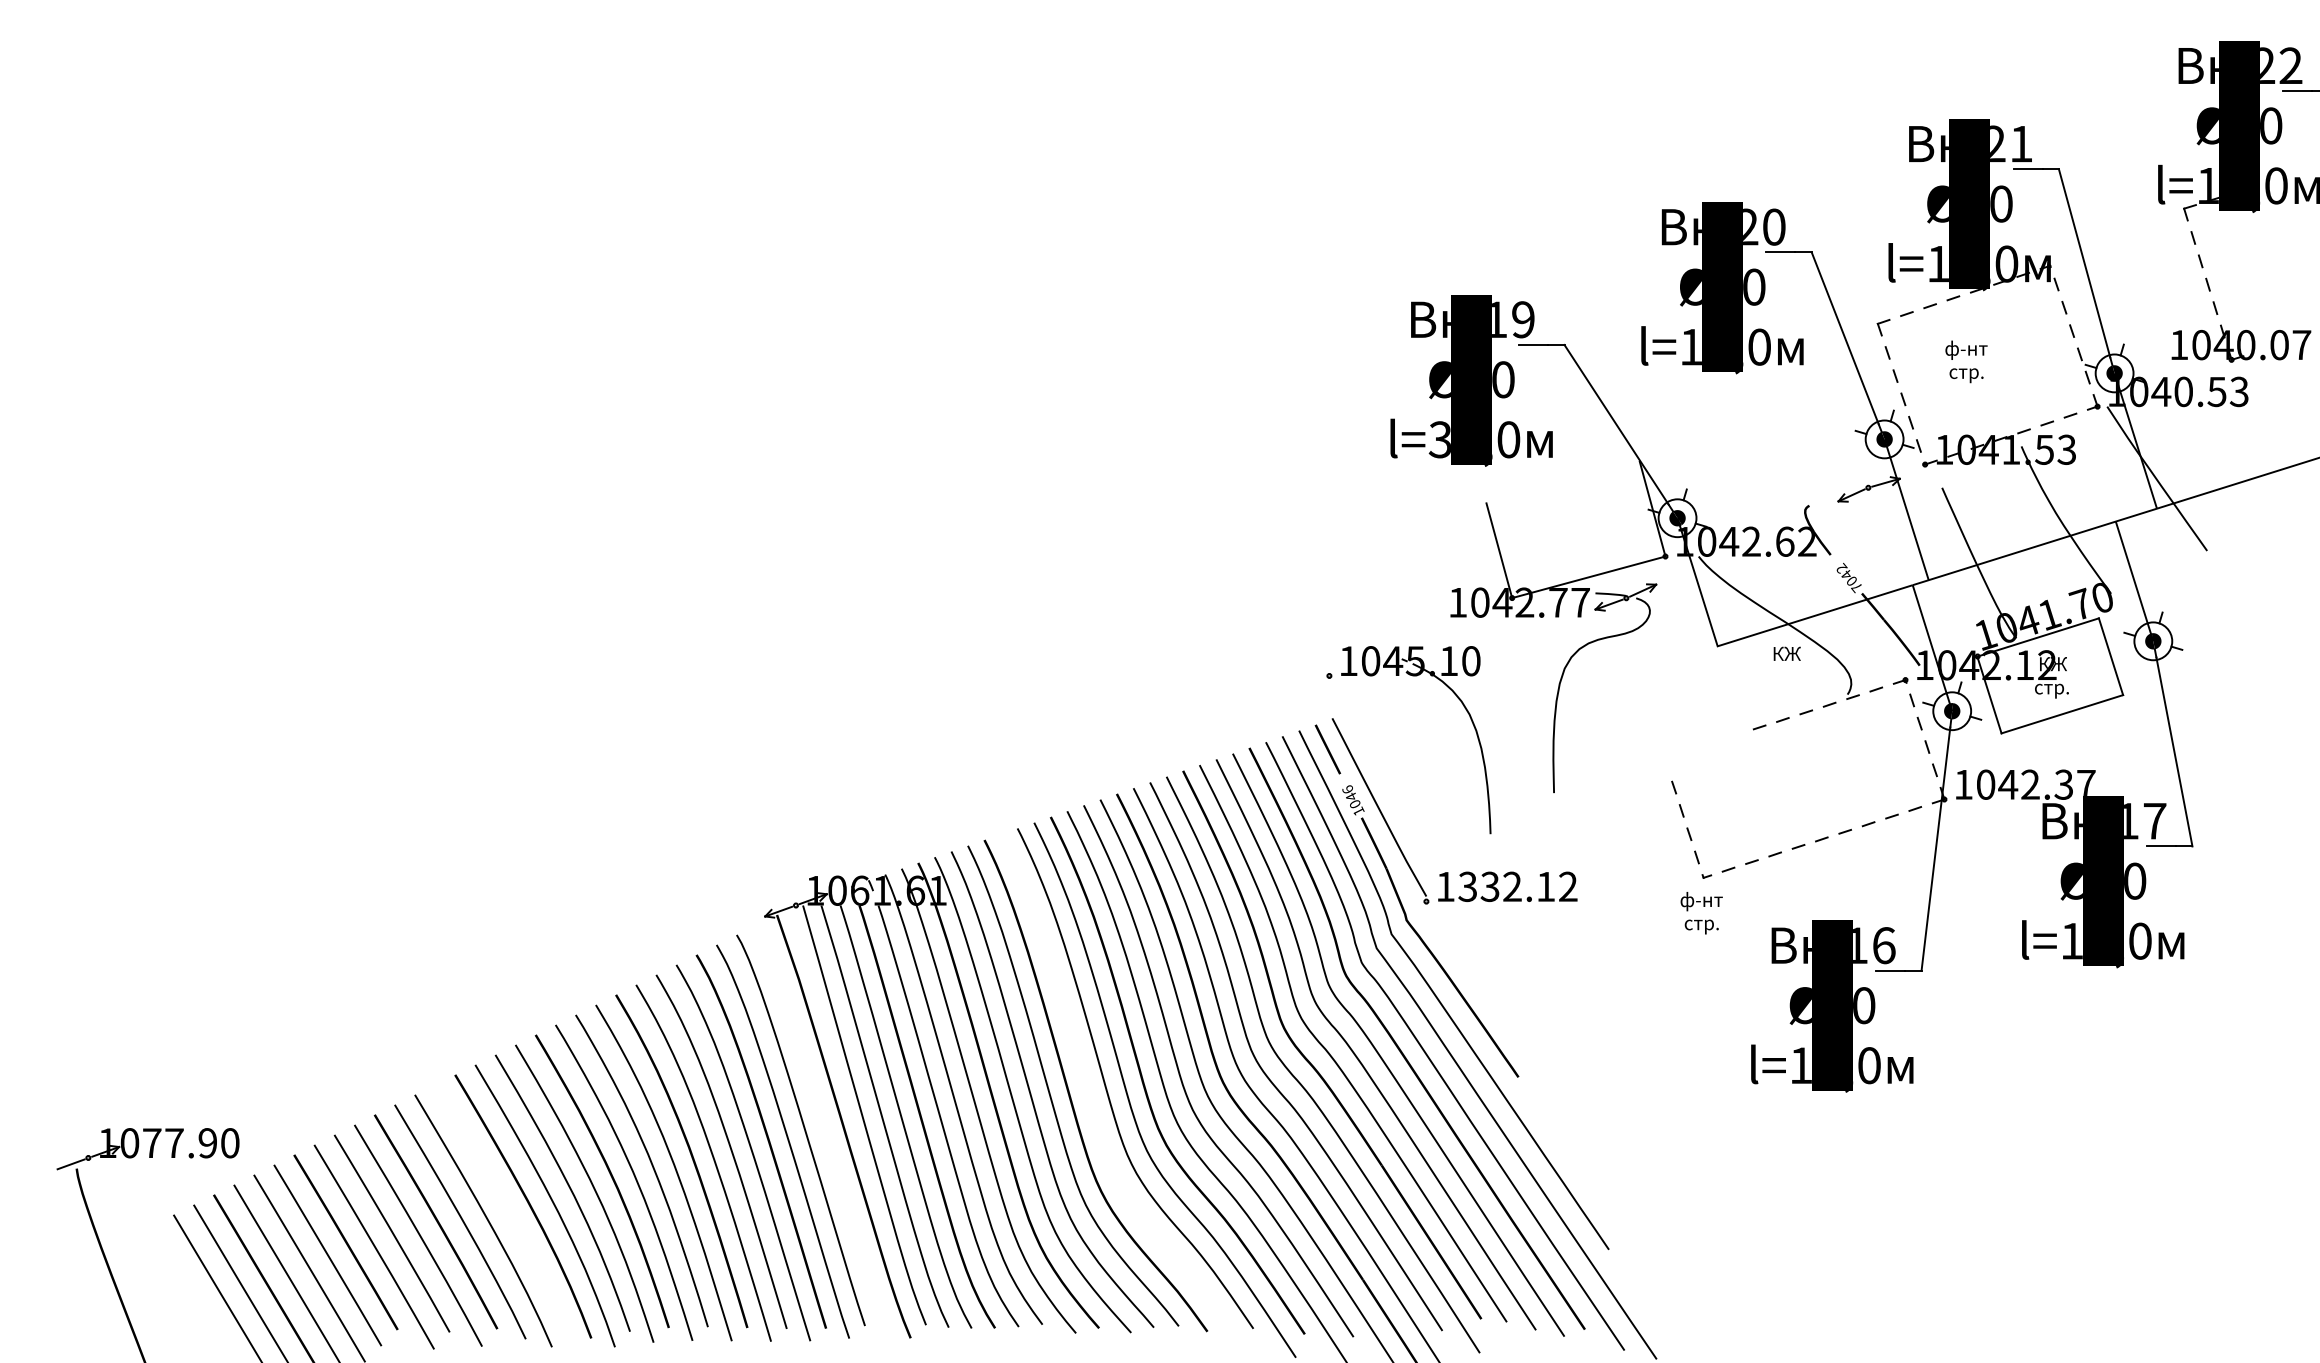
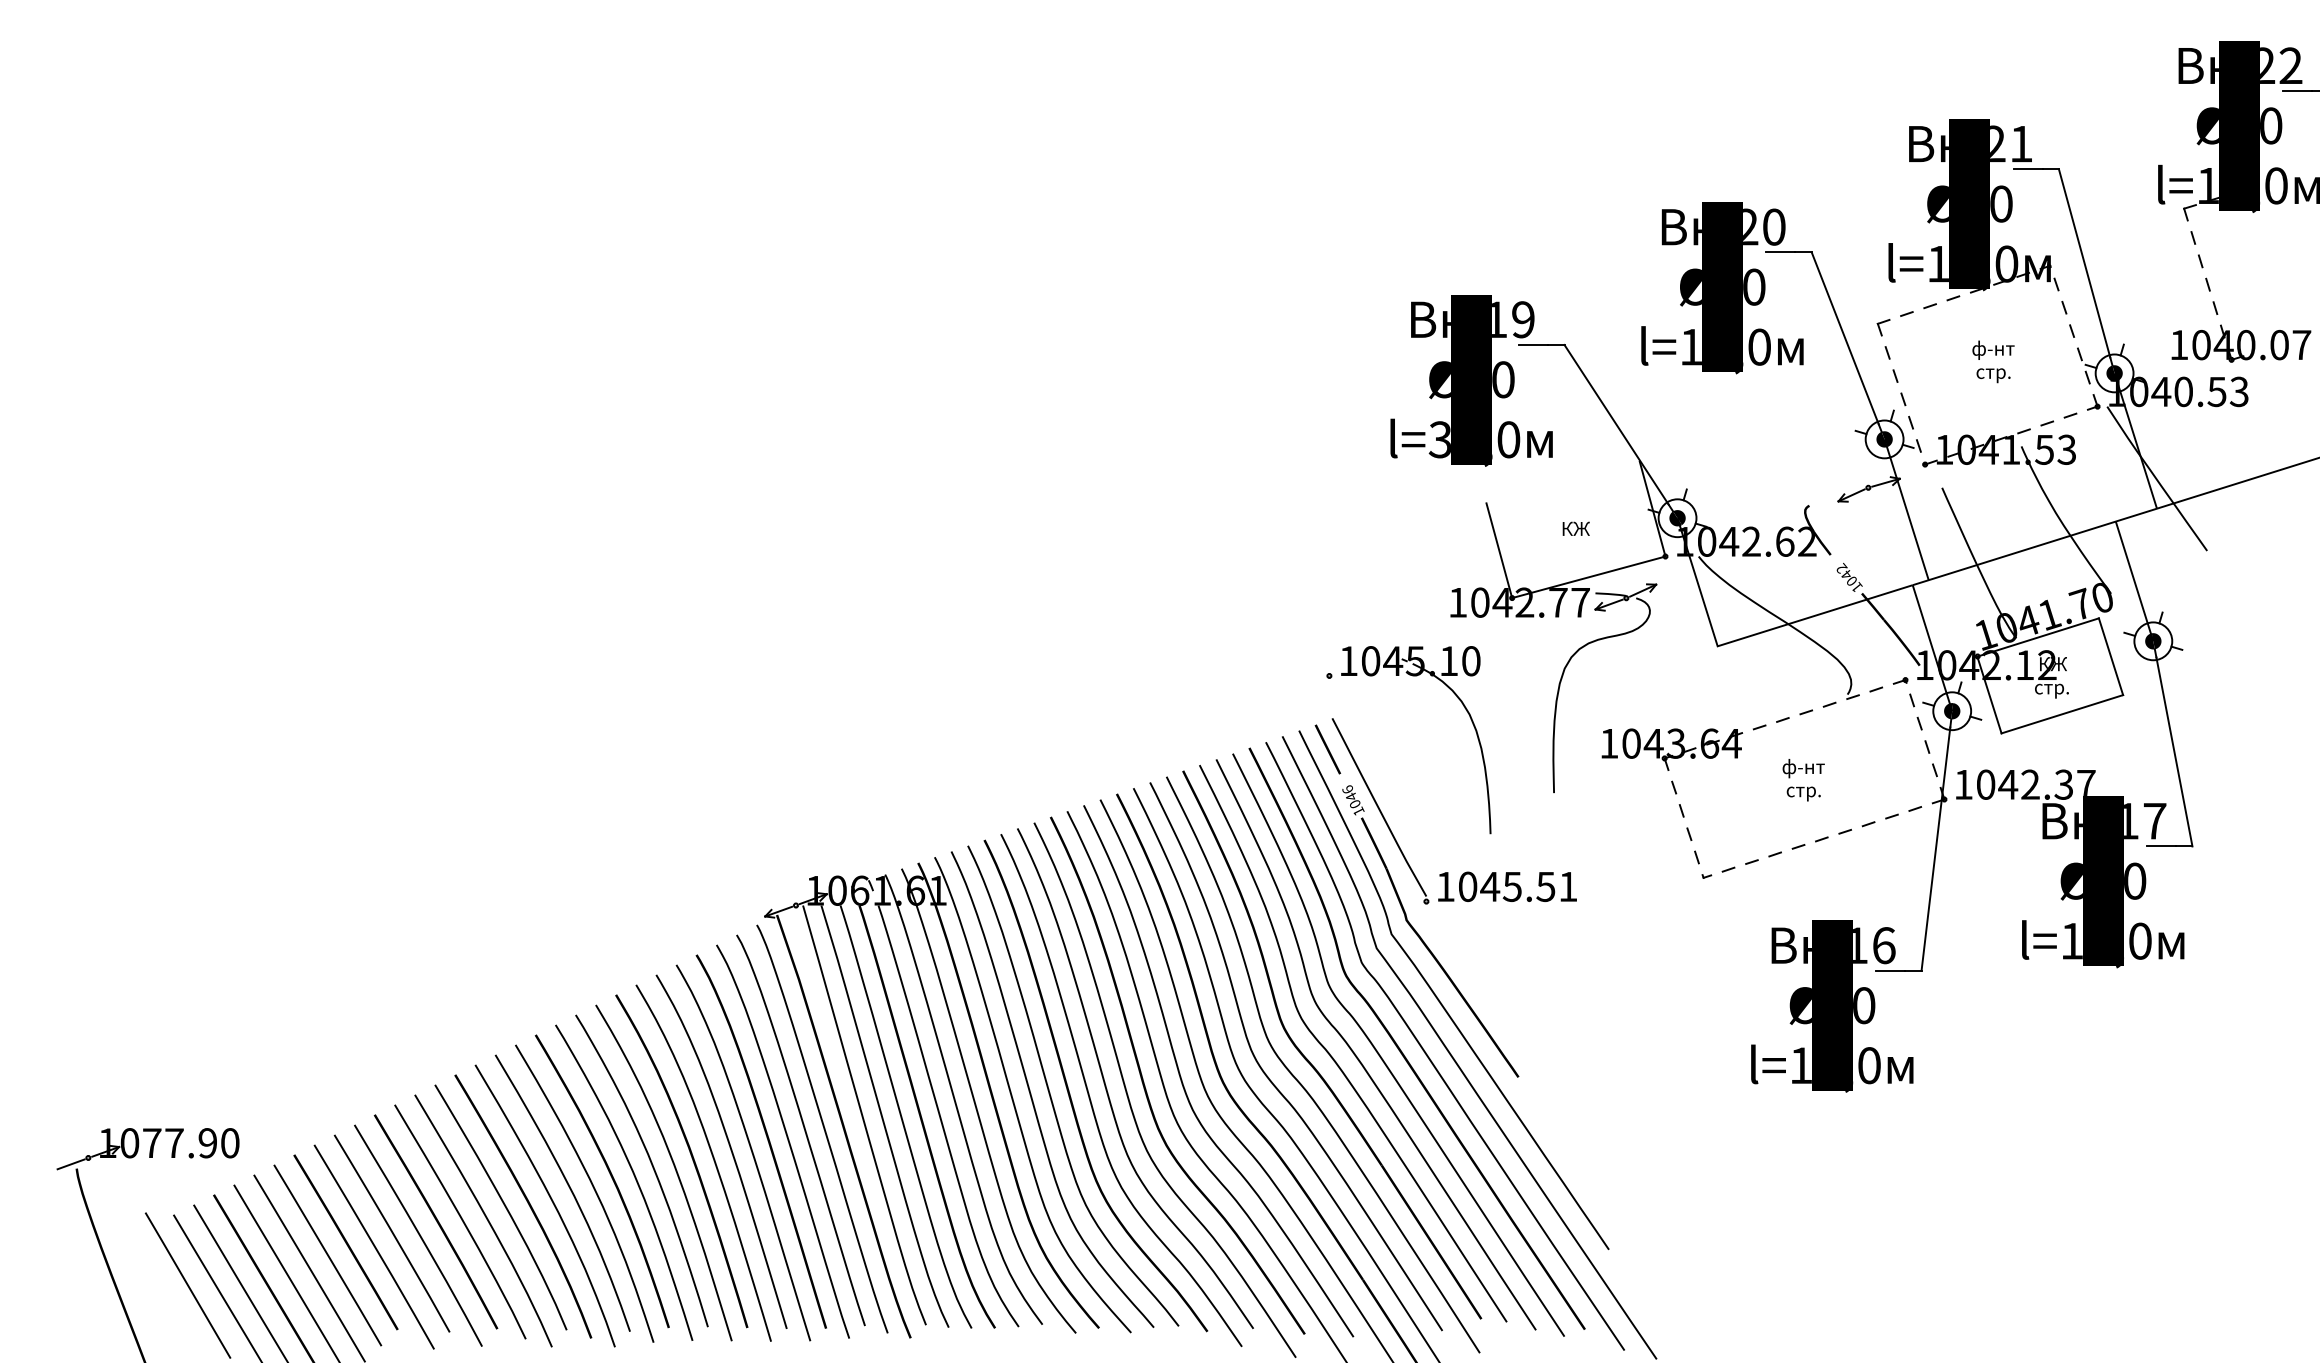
text position: (1966, 361) -> (1993, 361) (1993, 361)
text: 7042 -> 1042 (1856, 587)
text position: (1786, 653) -> (1575, 528) (1575, 528)
part: none -> present (1672, 749)
text: 1332.12 -> 1045.51 (1517, 886)
text position: (1701, 913) -> (1803, 780) (1803, 780)
curve: none -> present (1090, 1096)
curve: none -> present (823, 1128)
curve: none -> present (504, 1206)
line: none -> present (187, 1285)
